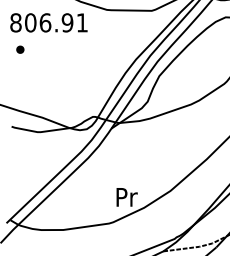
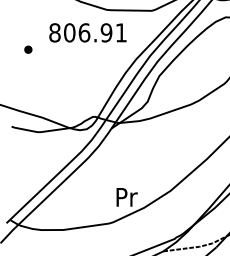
text position: (48, 22) -> (87, 32) (87, 32)
part position: (20, 49) -> (28, 49) (28, 49)
